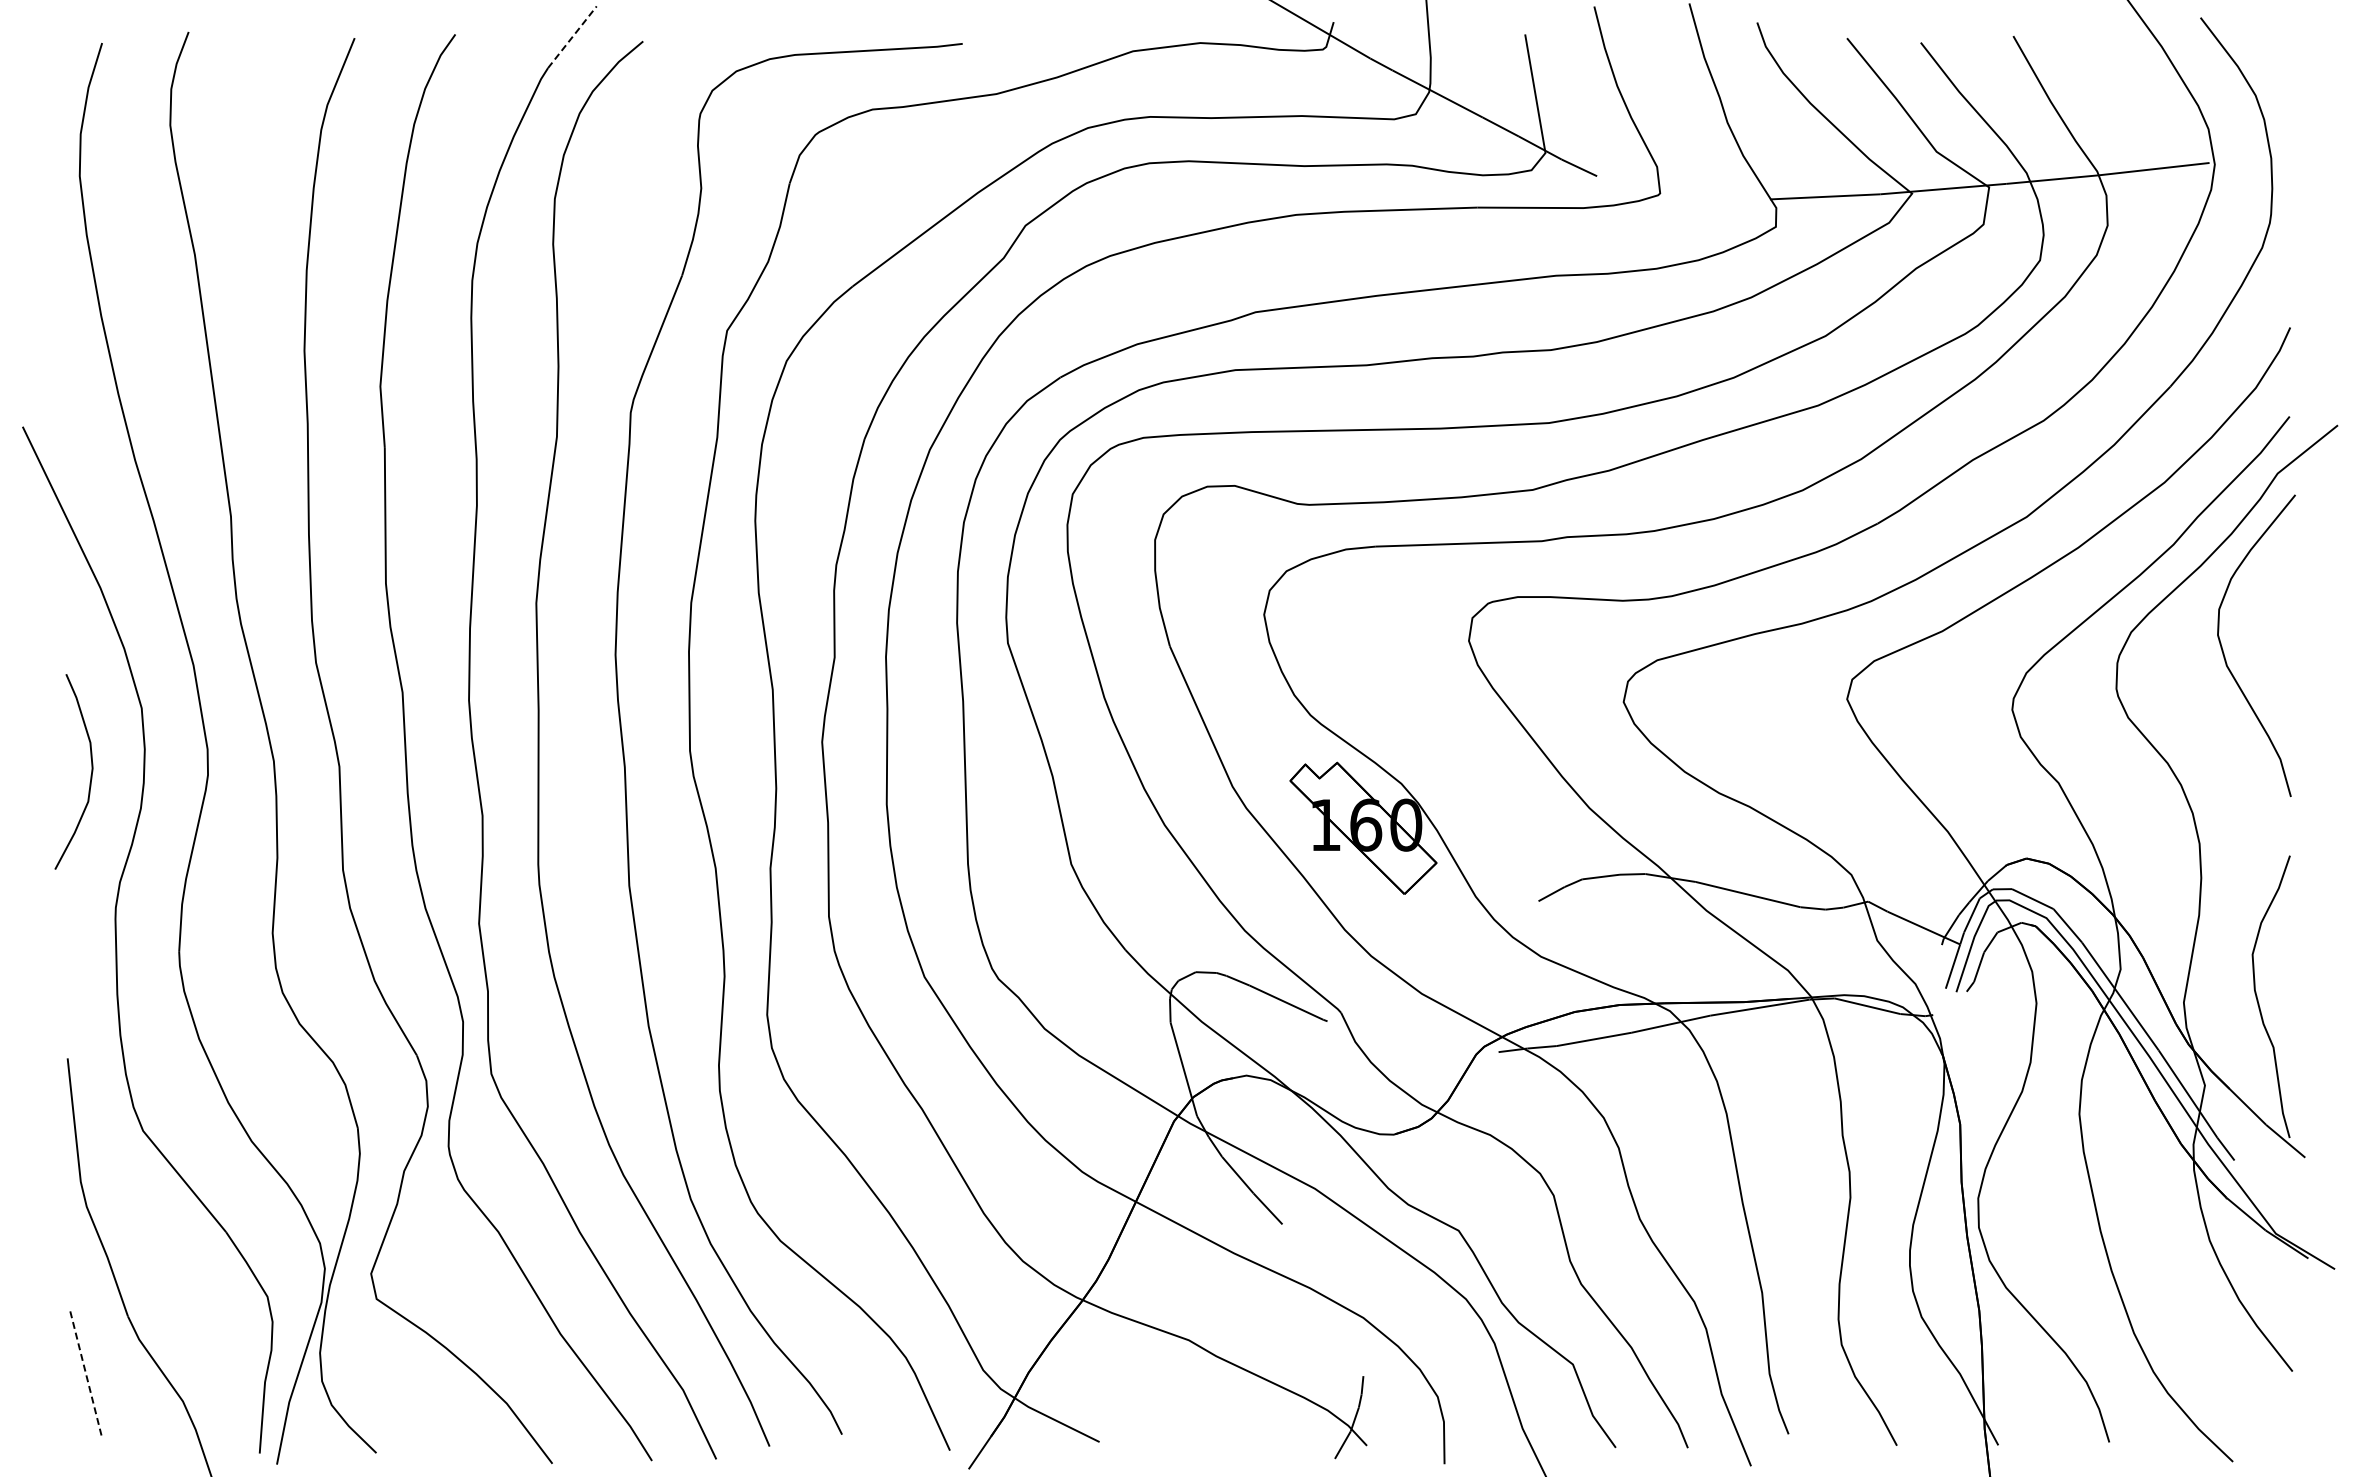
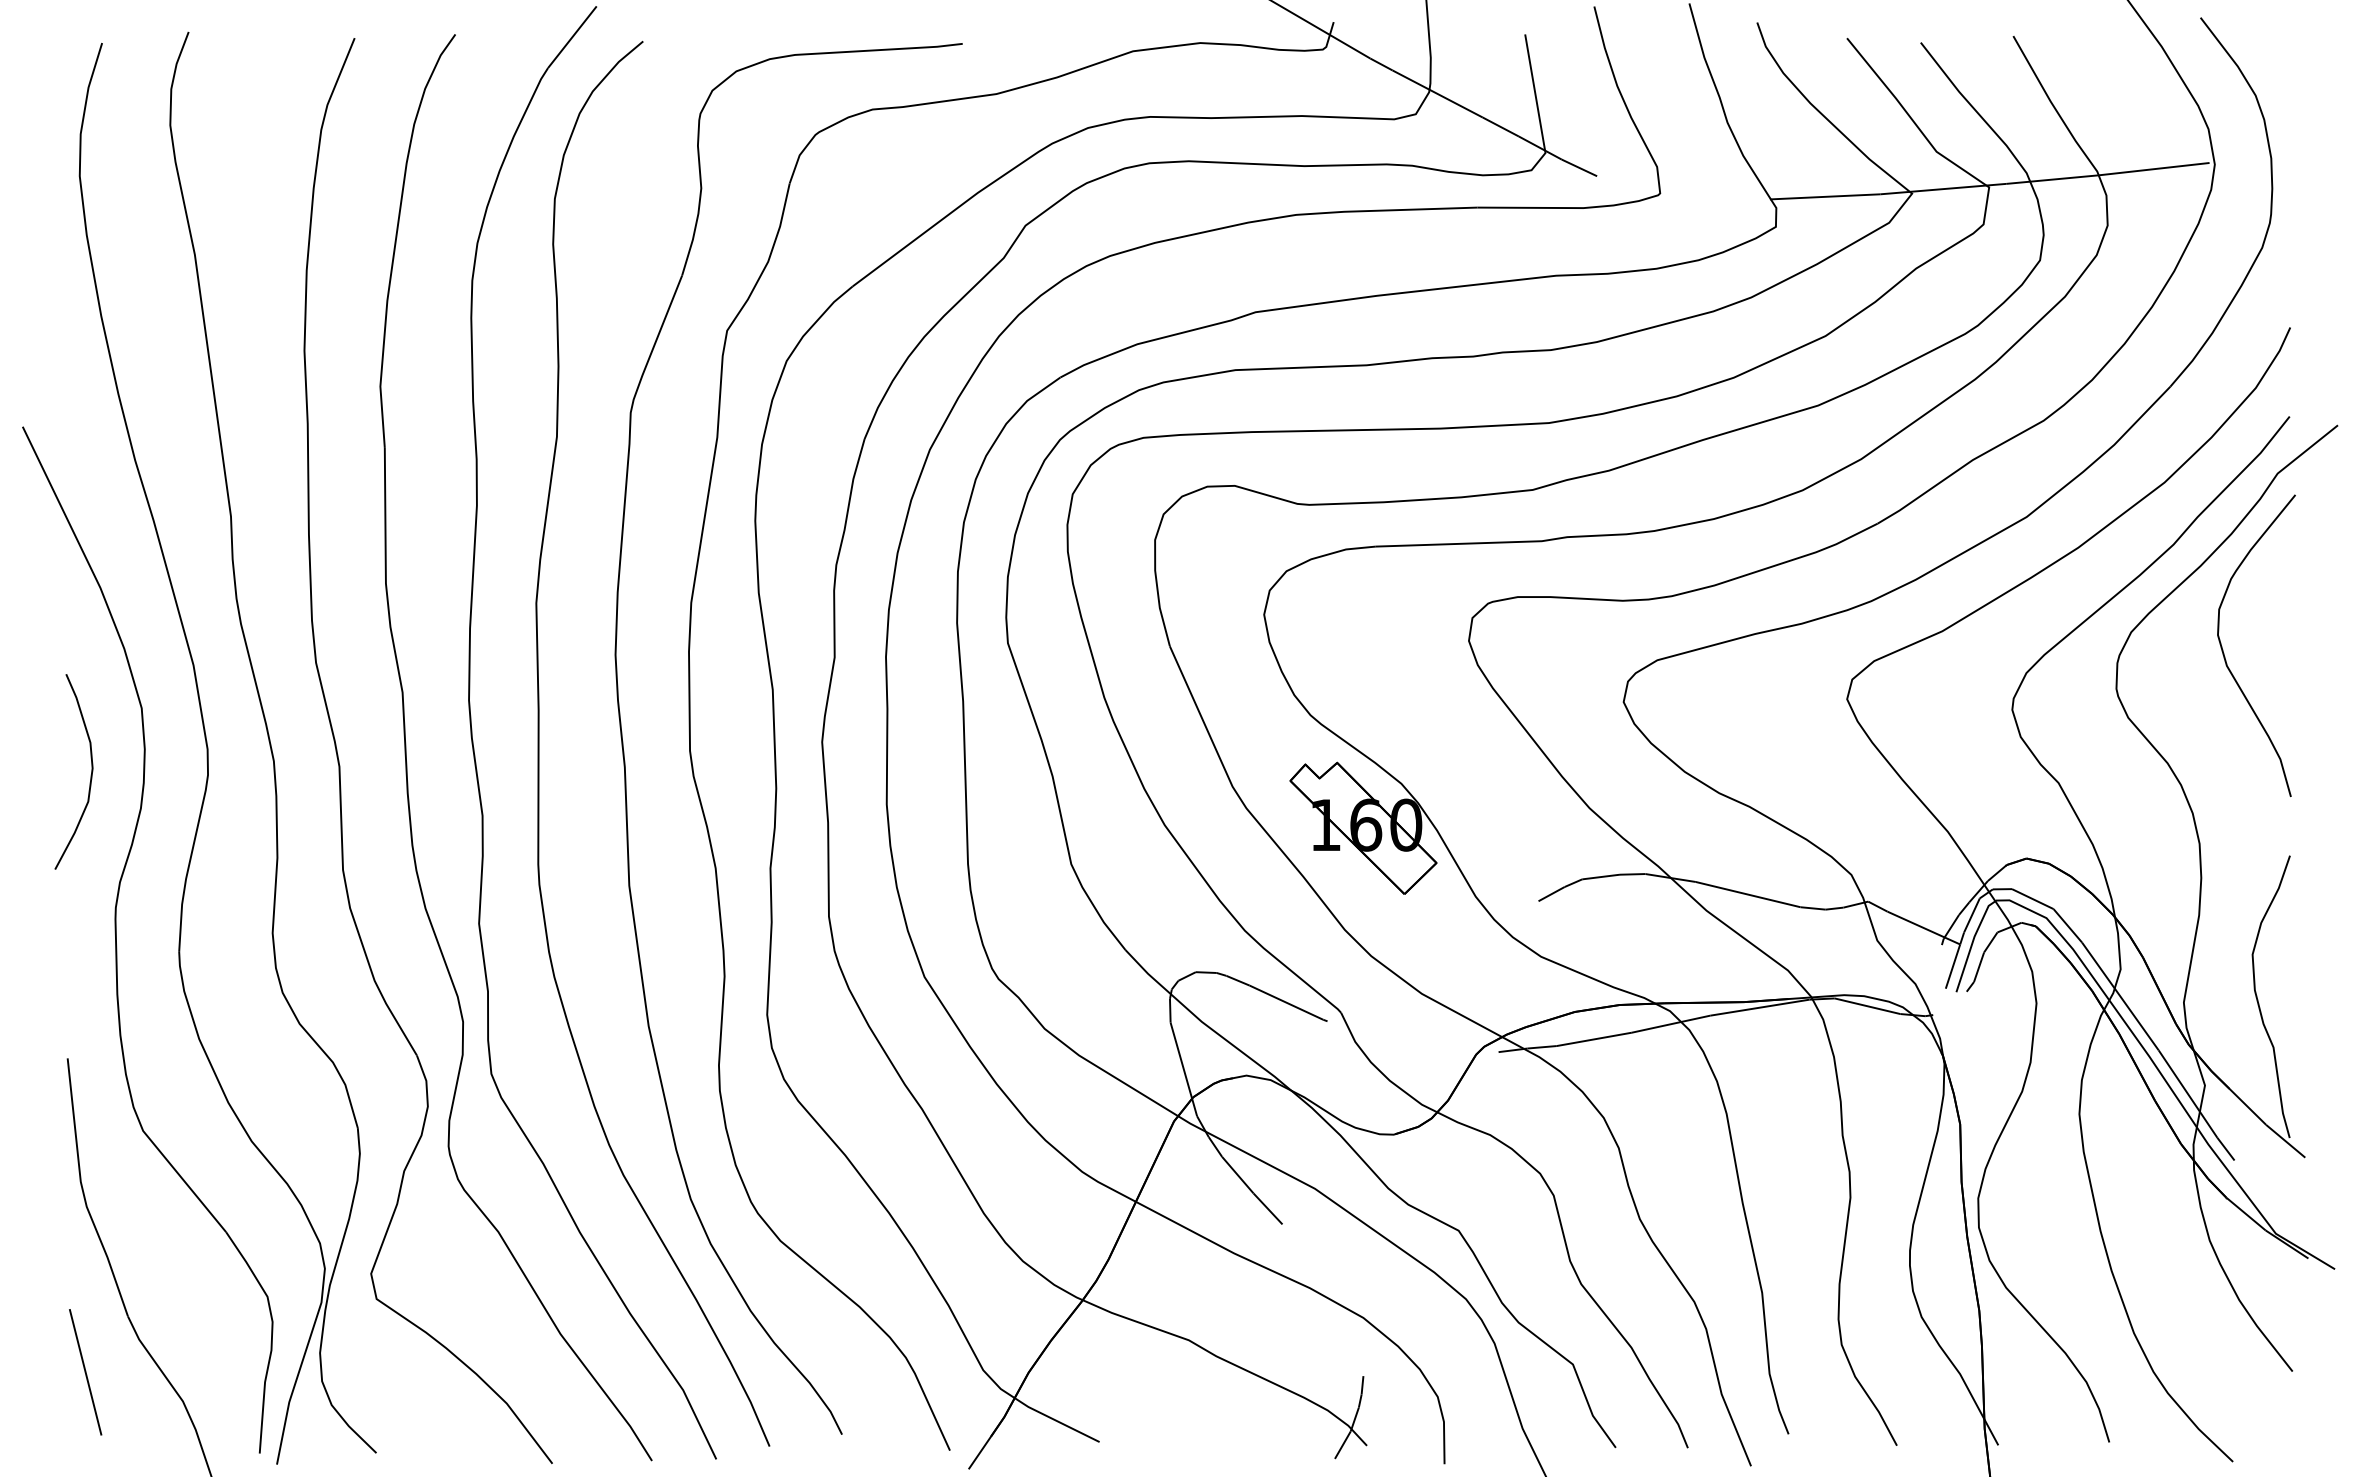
line: dashed -> solid (572, 36)
line: dashed -> solid (85, 1371)
